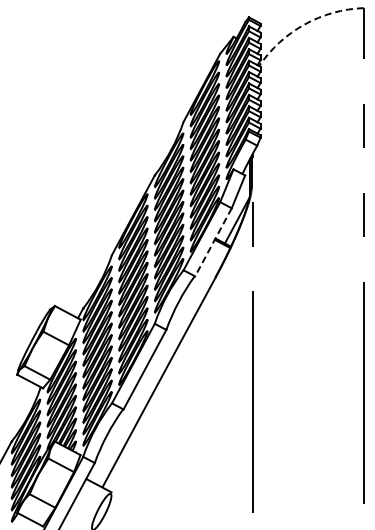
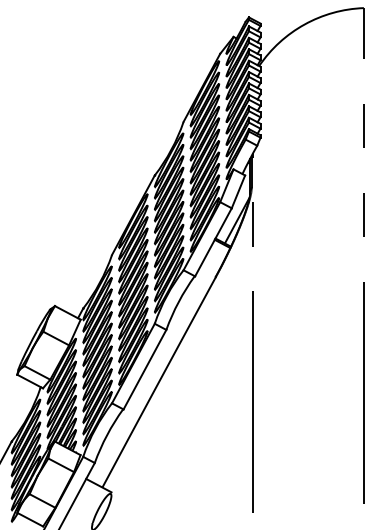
arc: dashed -> solid (304, 24)
line: dashed -> solid (213, 242)
